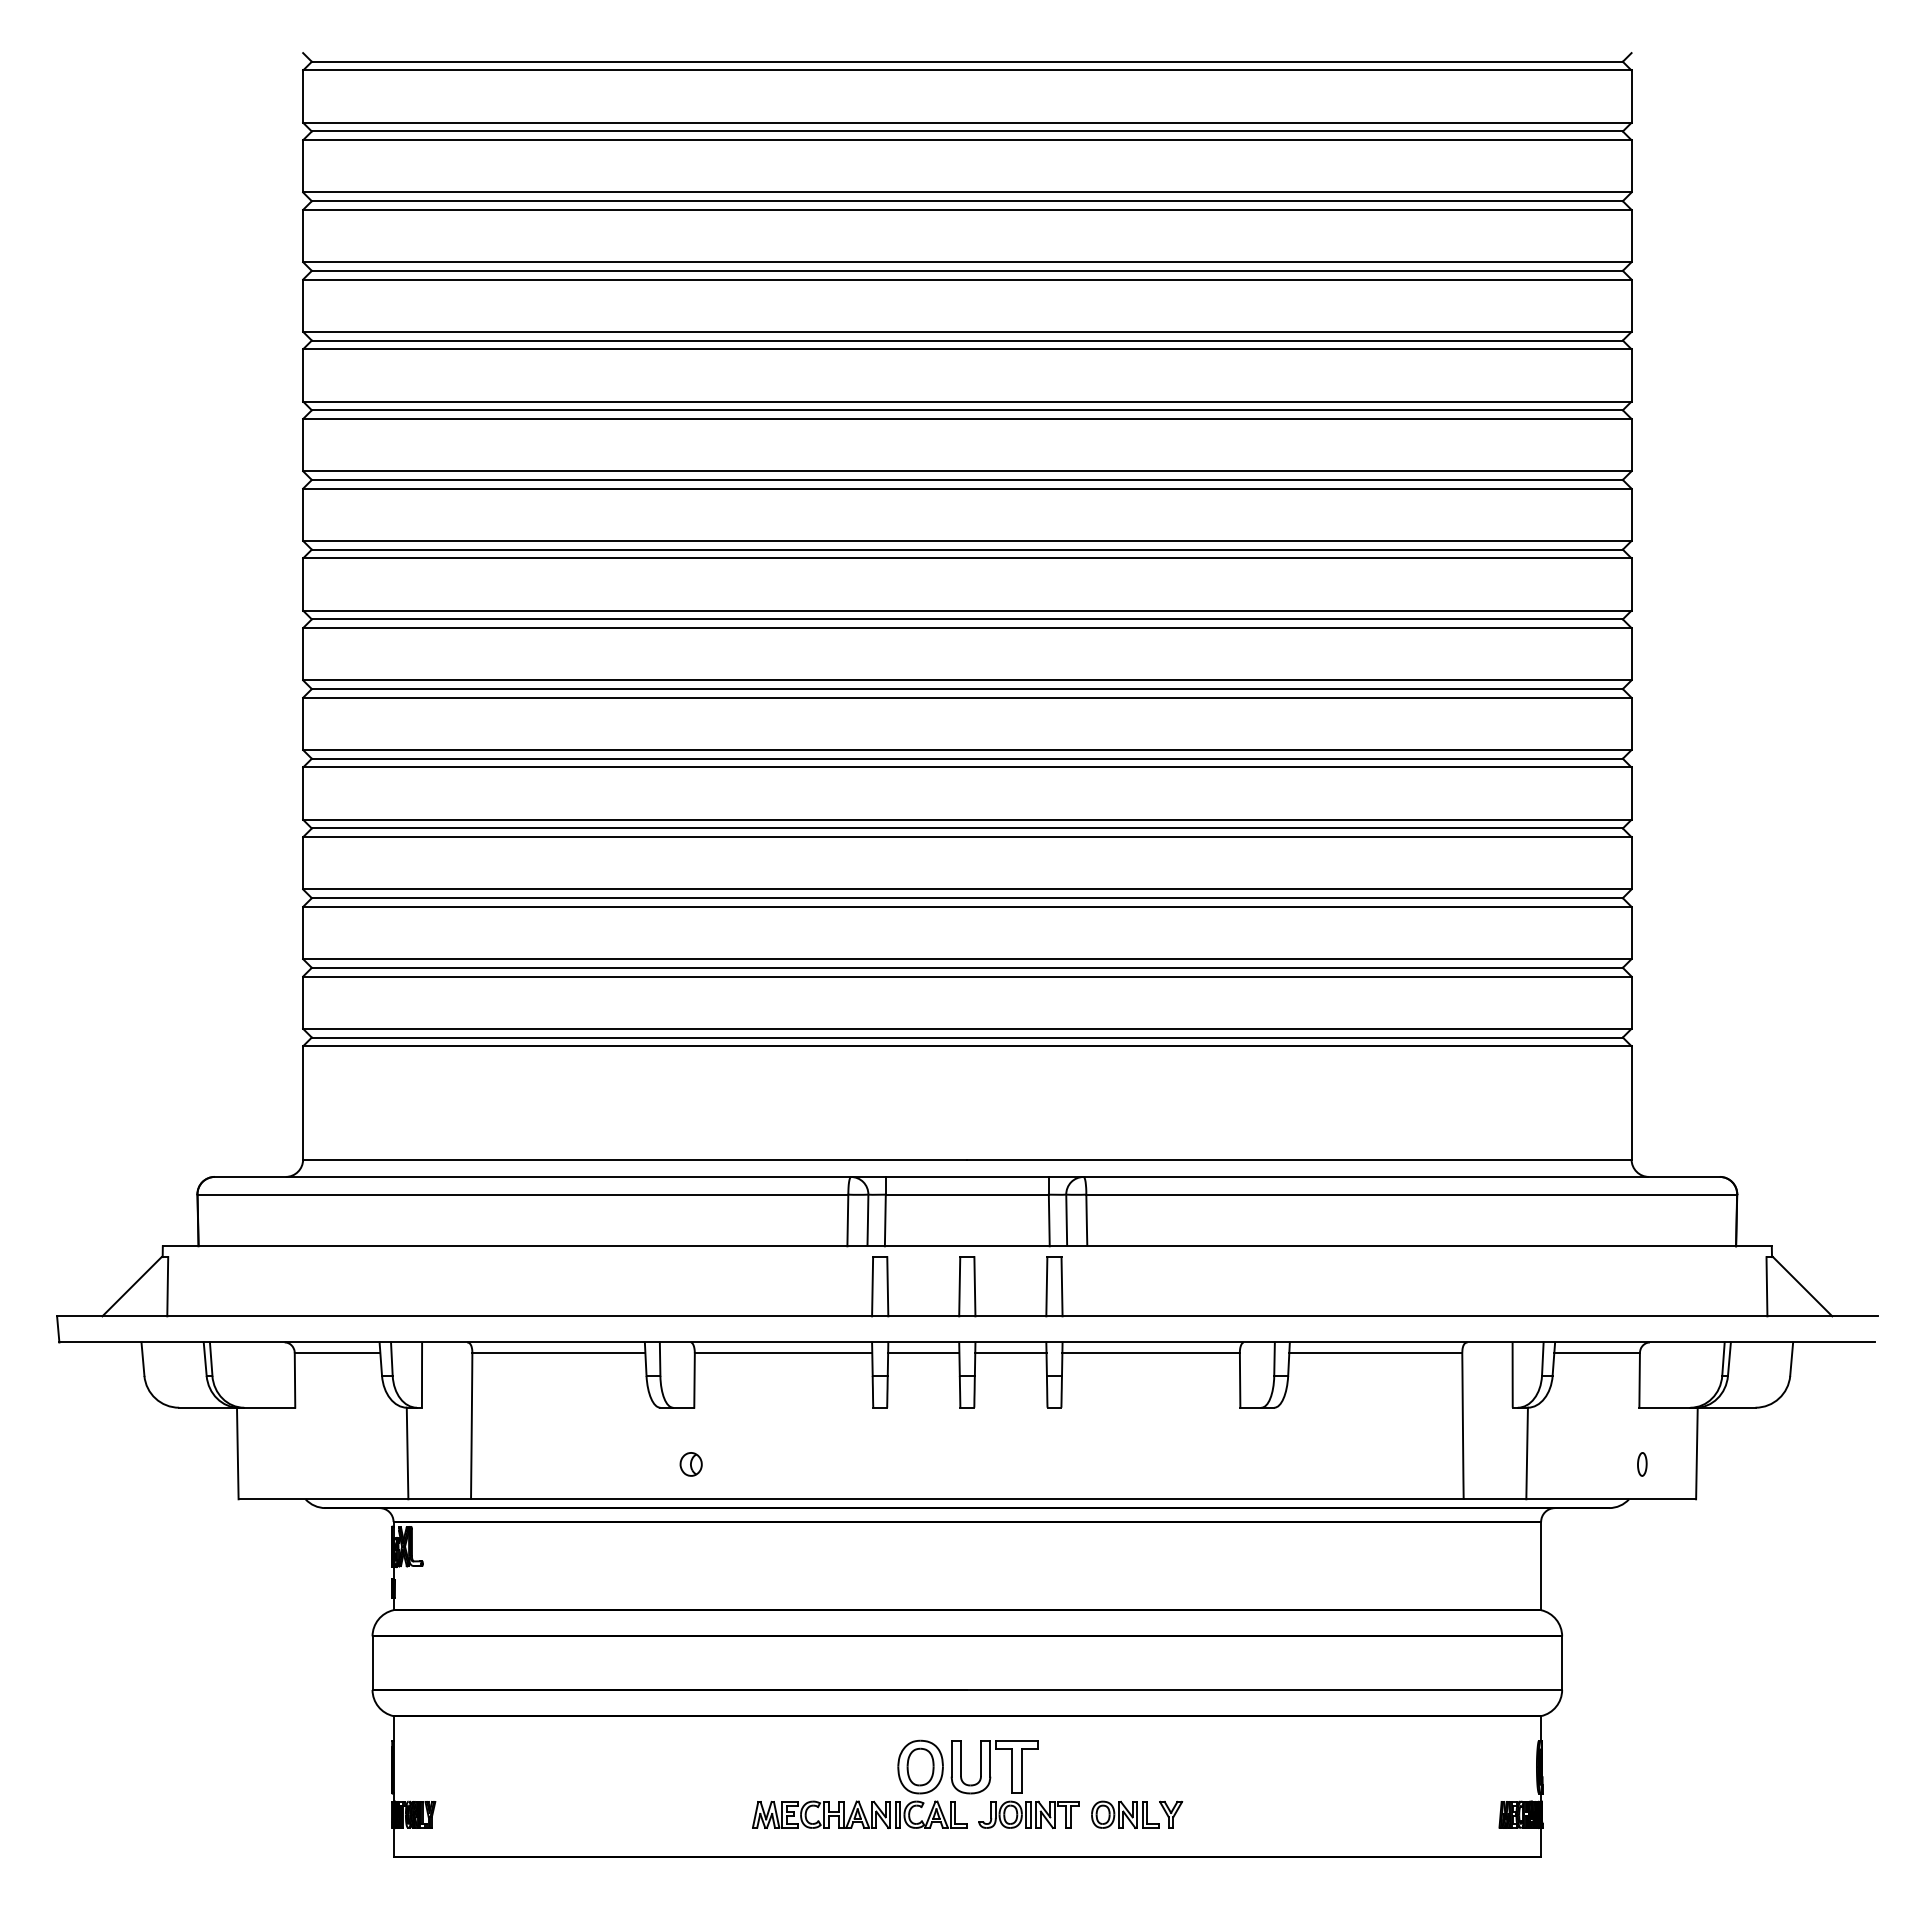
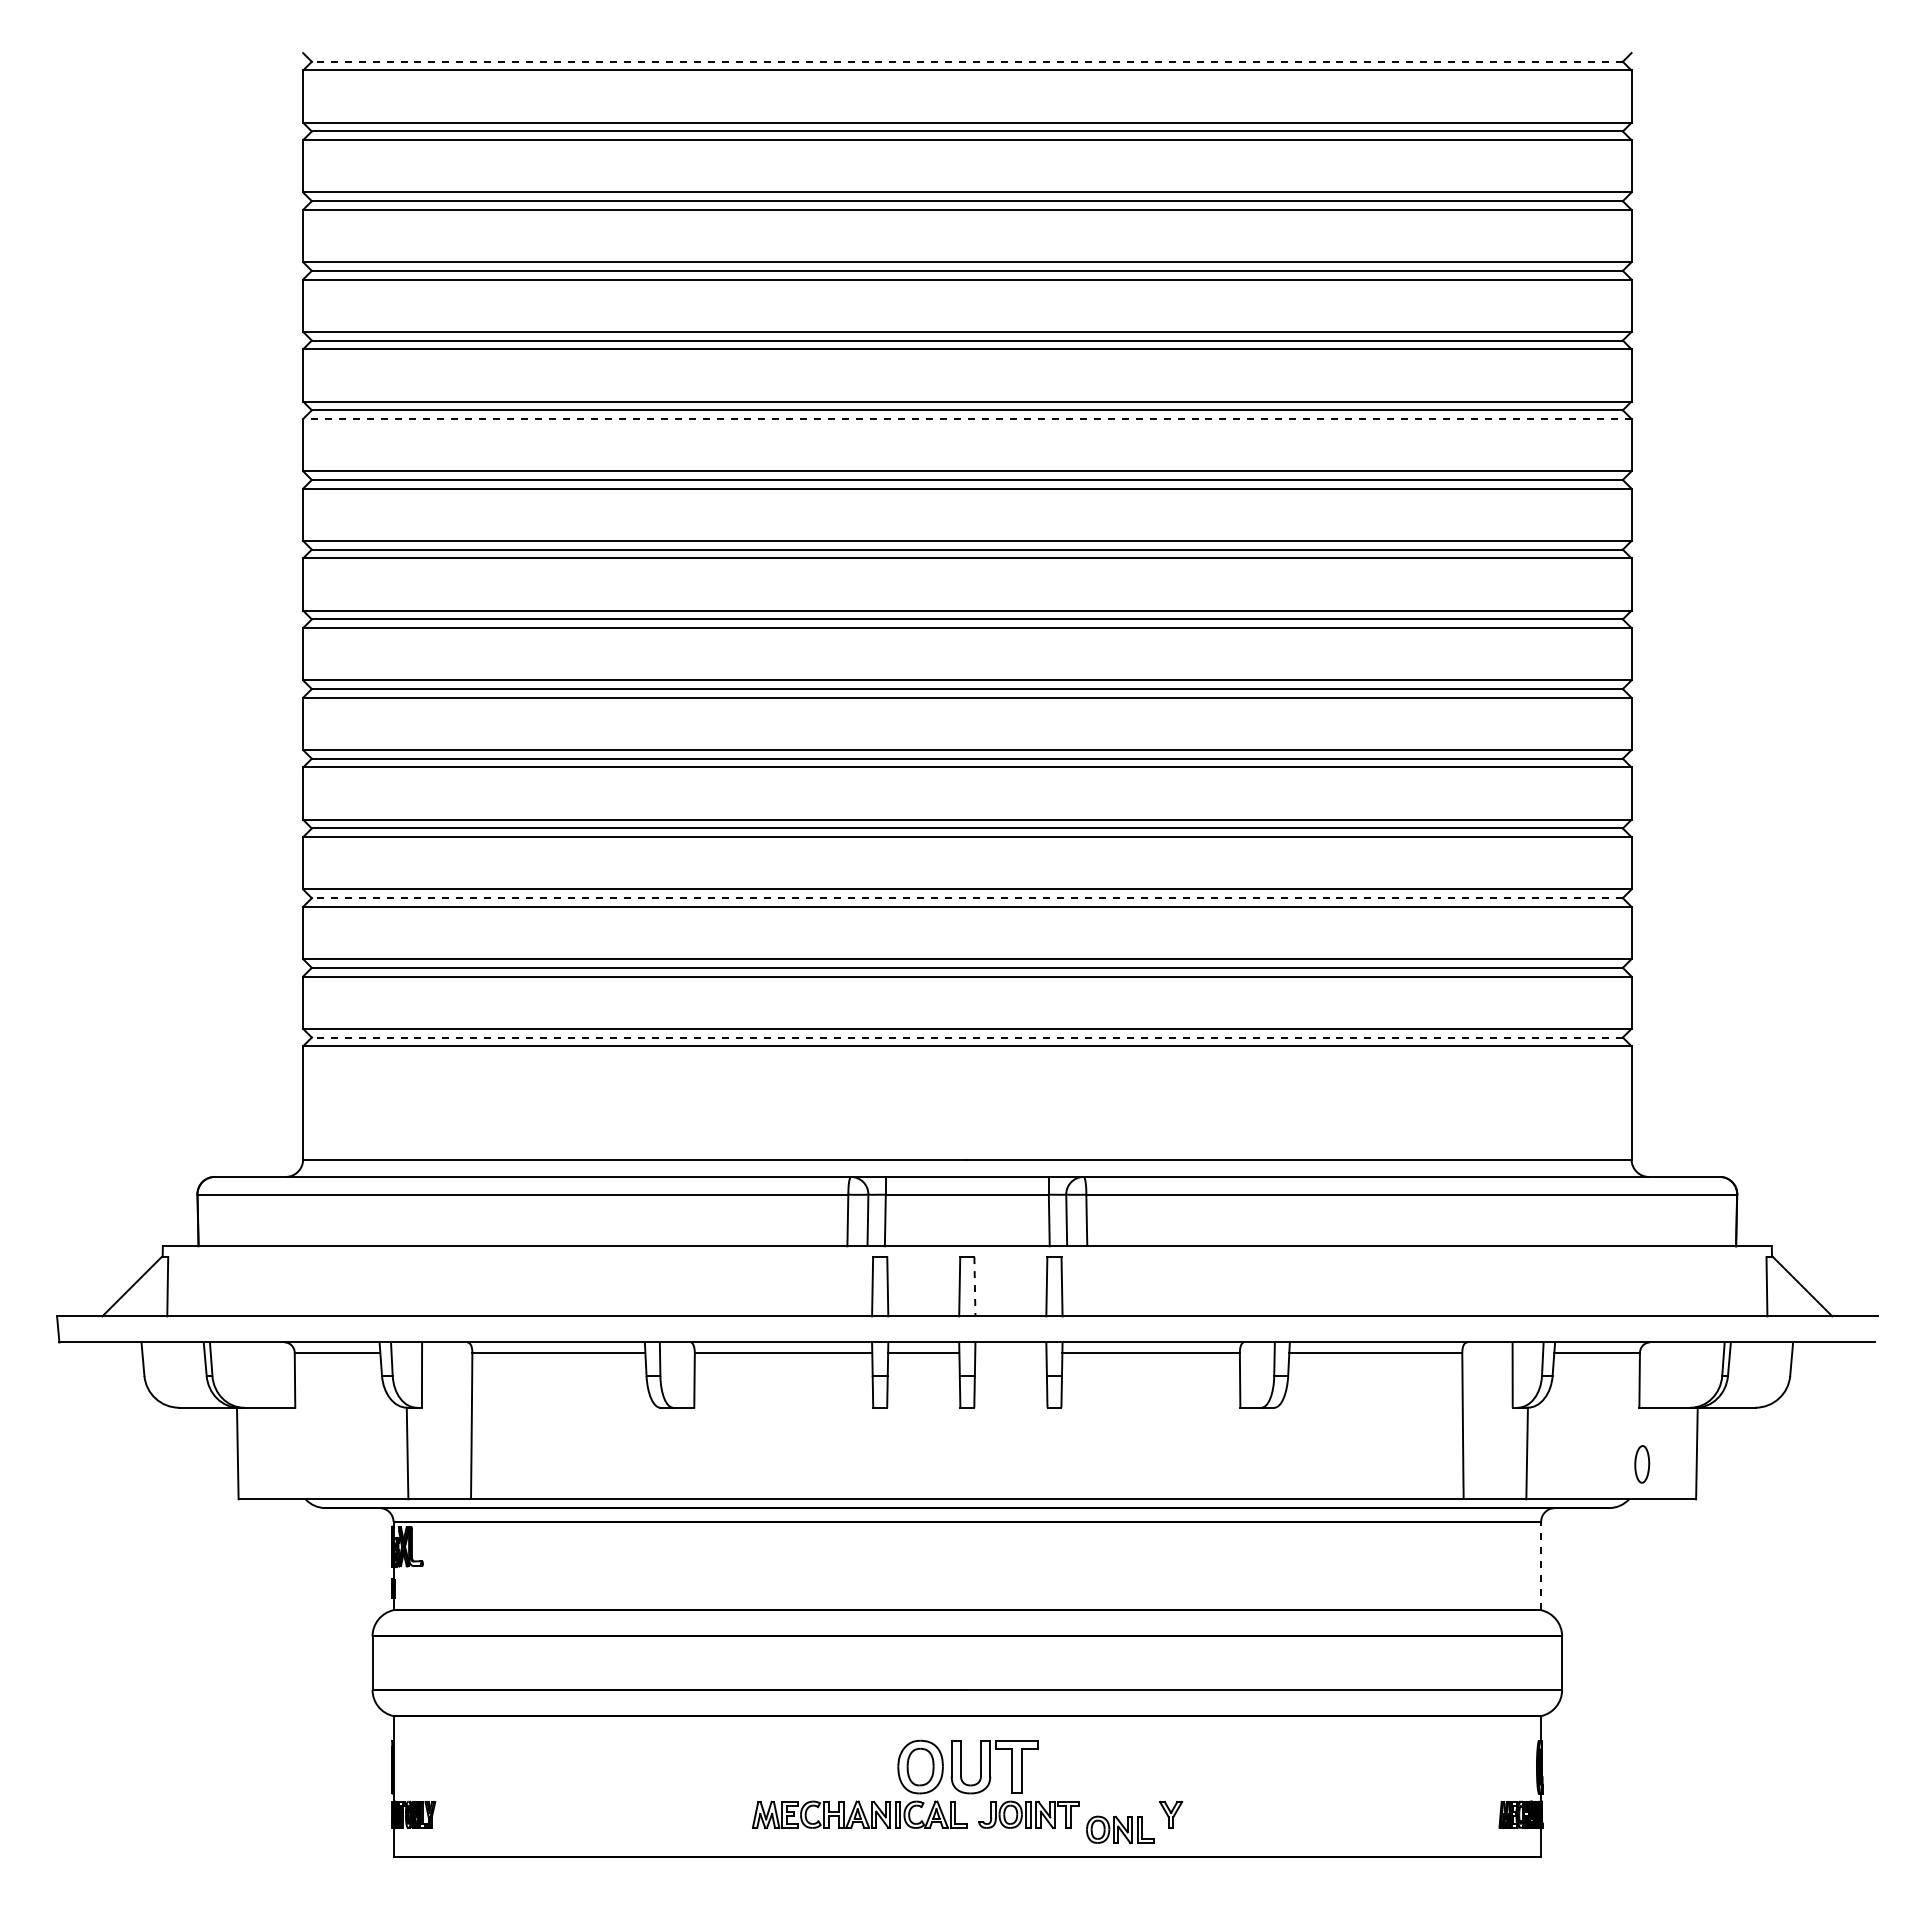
line: solid -> dashed (967, 61)
line: solid -> dashed (966, 418)
line: solid -> dashed (967, 898)
line: solid -> dashed (967, 1037)
line: solid -> dashed (974, 1286)
line: present -> none (1010, 1353)
part: present -> none (690, 1464)
part size: 11x25 px -> 17x39 px (1642, 1464)
line: solid -> dashed (1541, 1565)
part position: (1125, 1814) -> (1120, 1829) (1120, 1829)
